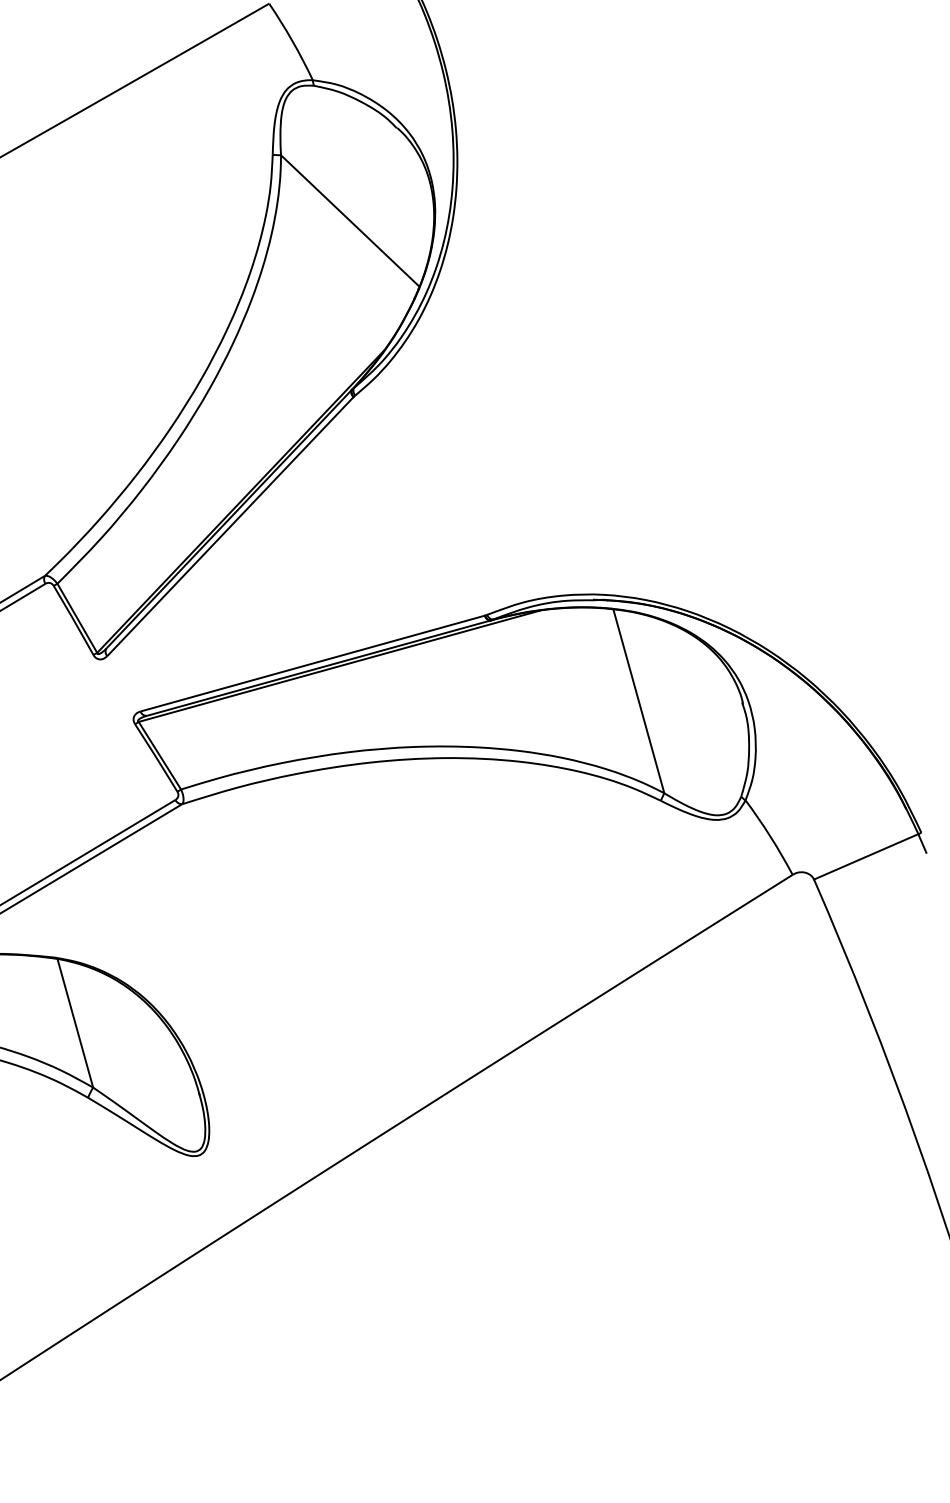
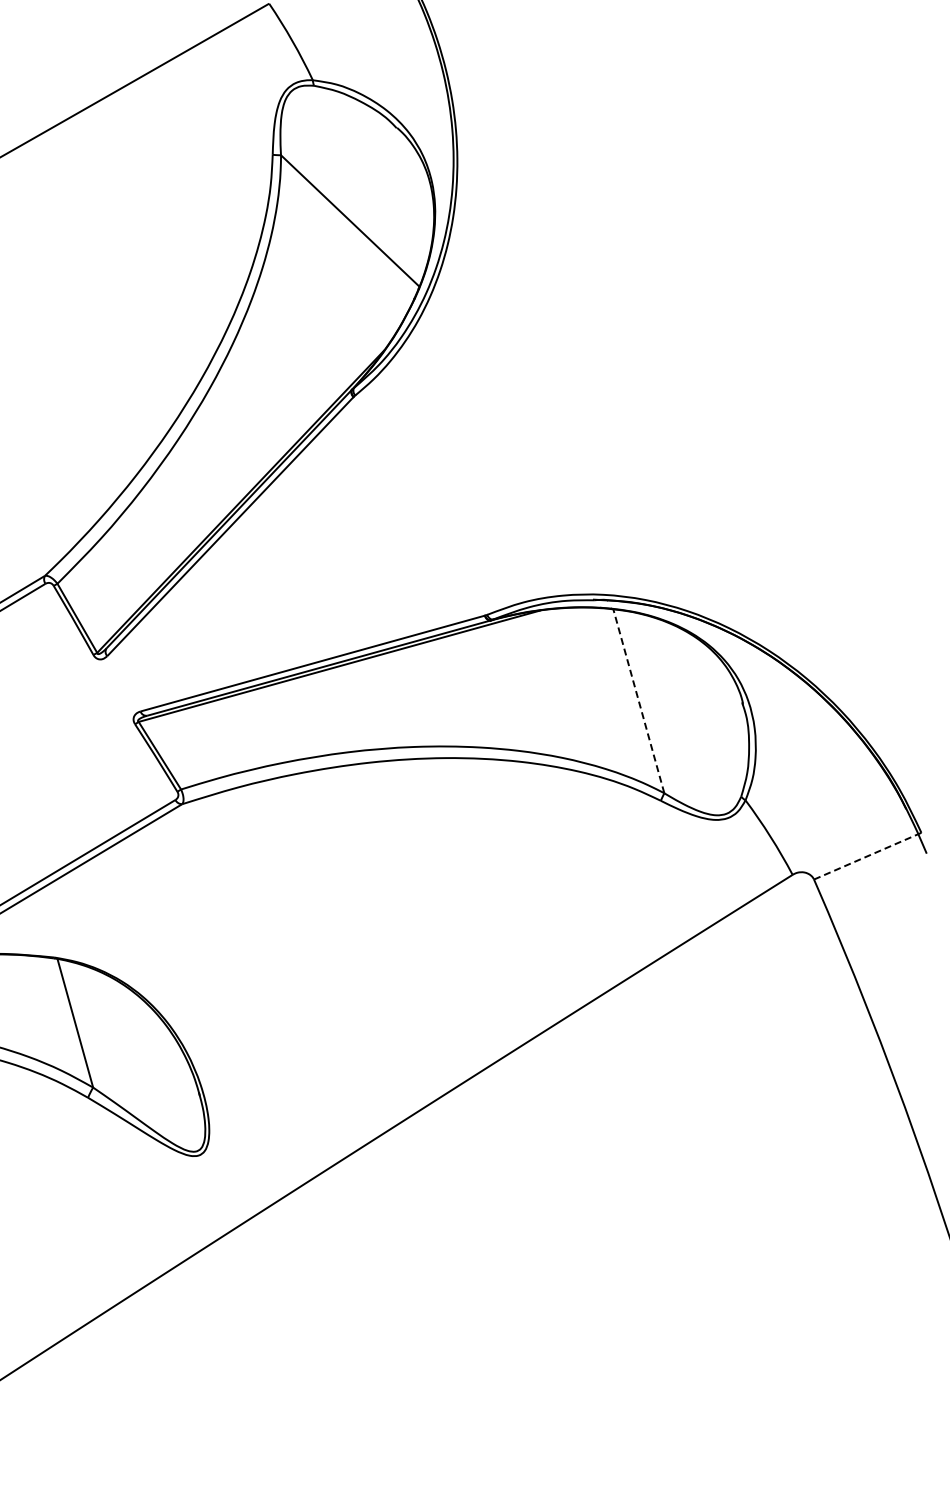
line: solid -> dashed (638, 700)
line: solid -> dashed (866, 856)
